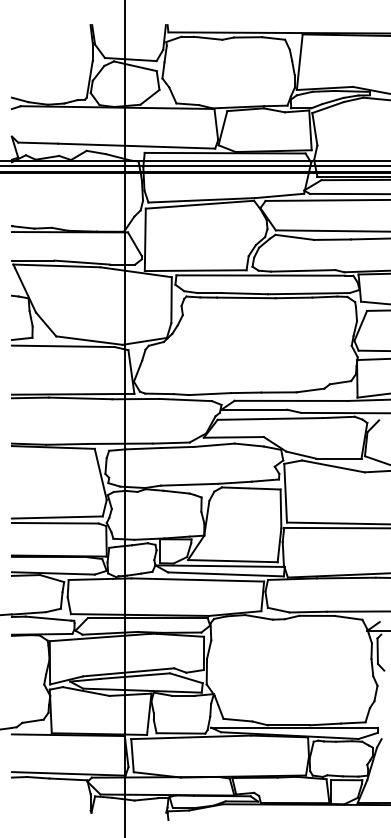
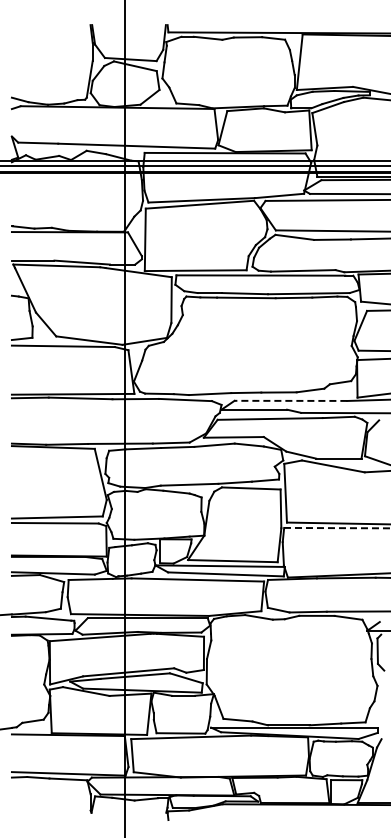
line: solid -> dashed (290, 400)
line: solid -> dashed (337, 528)
